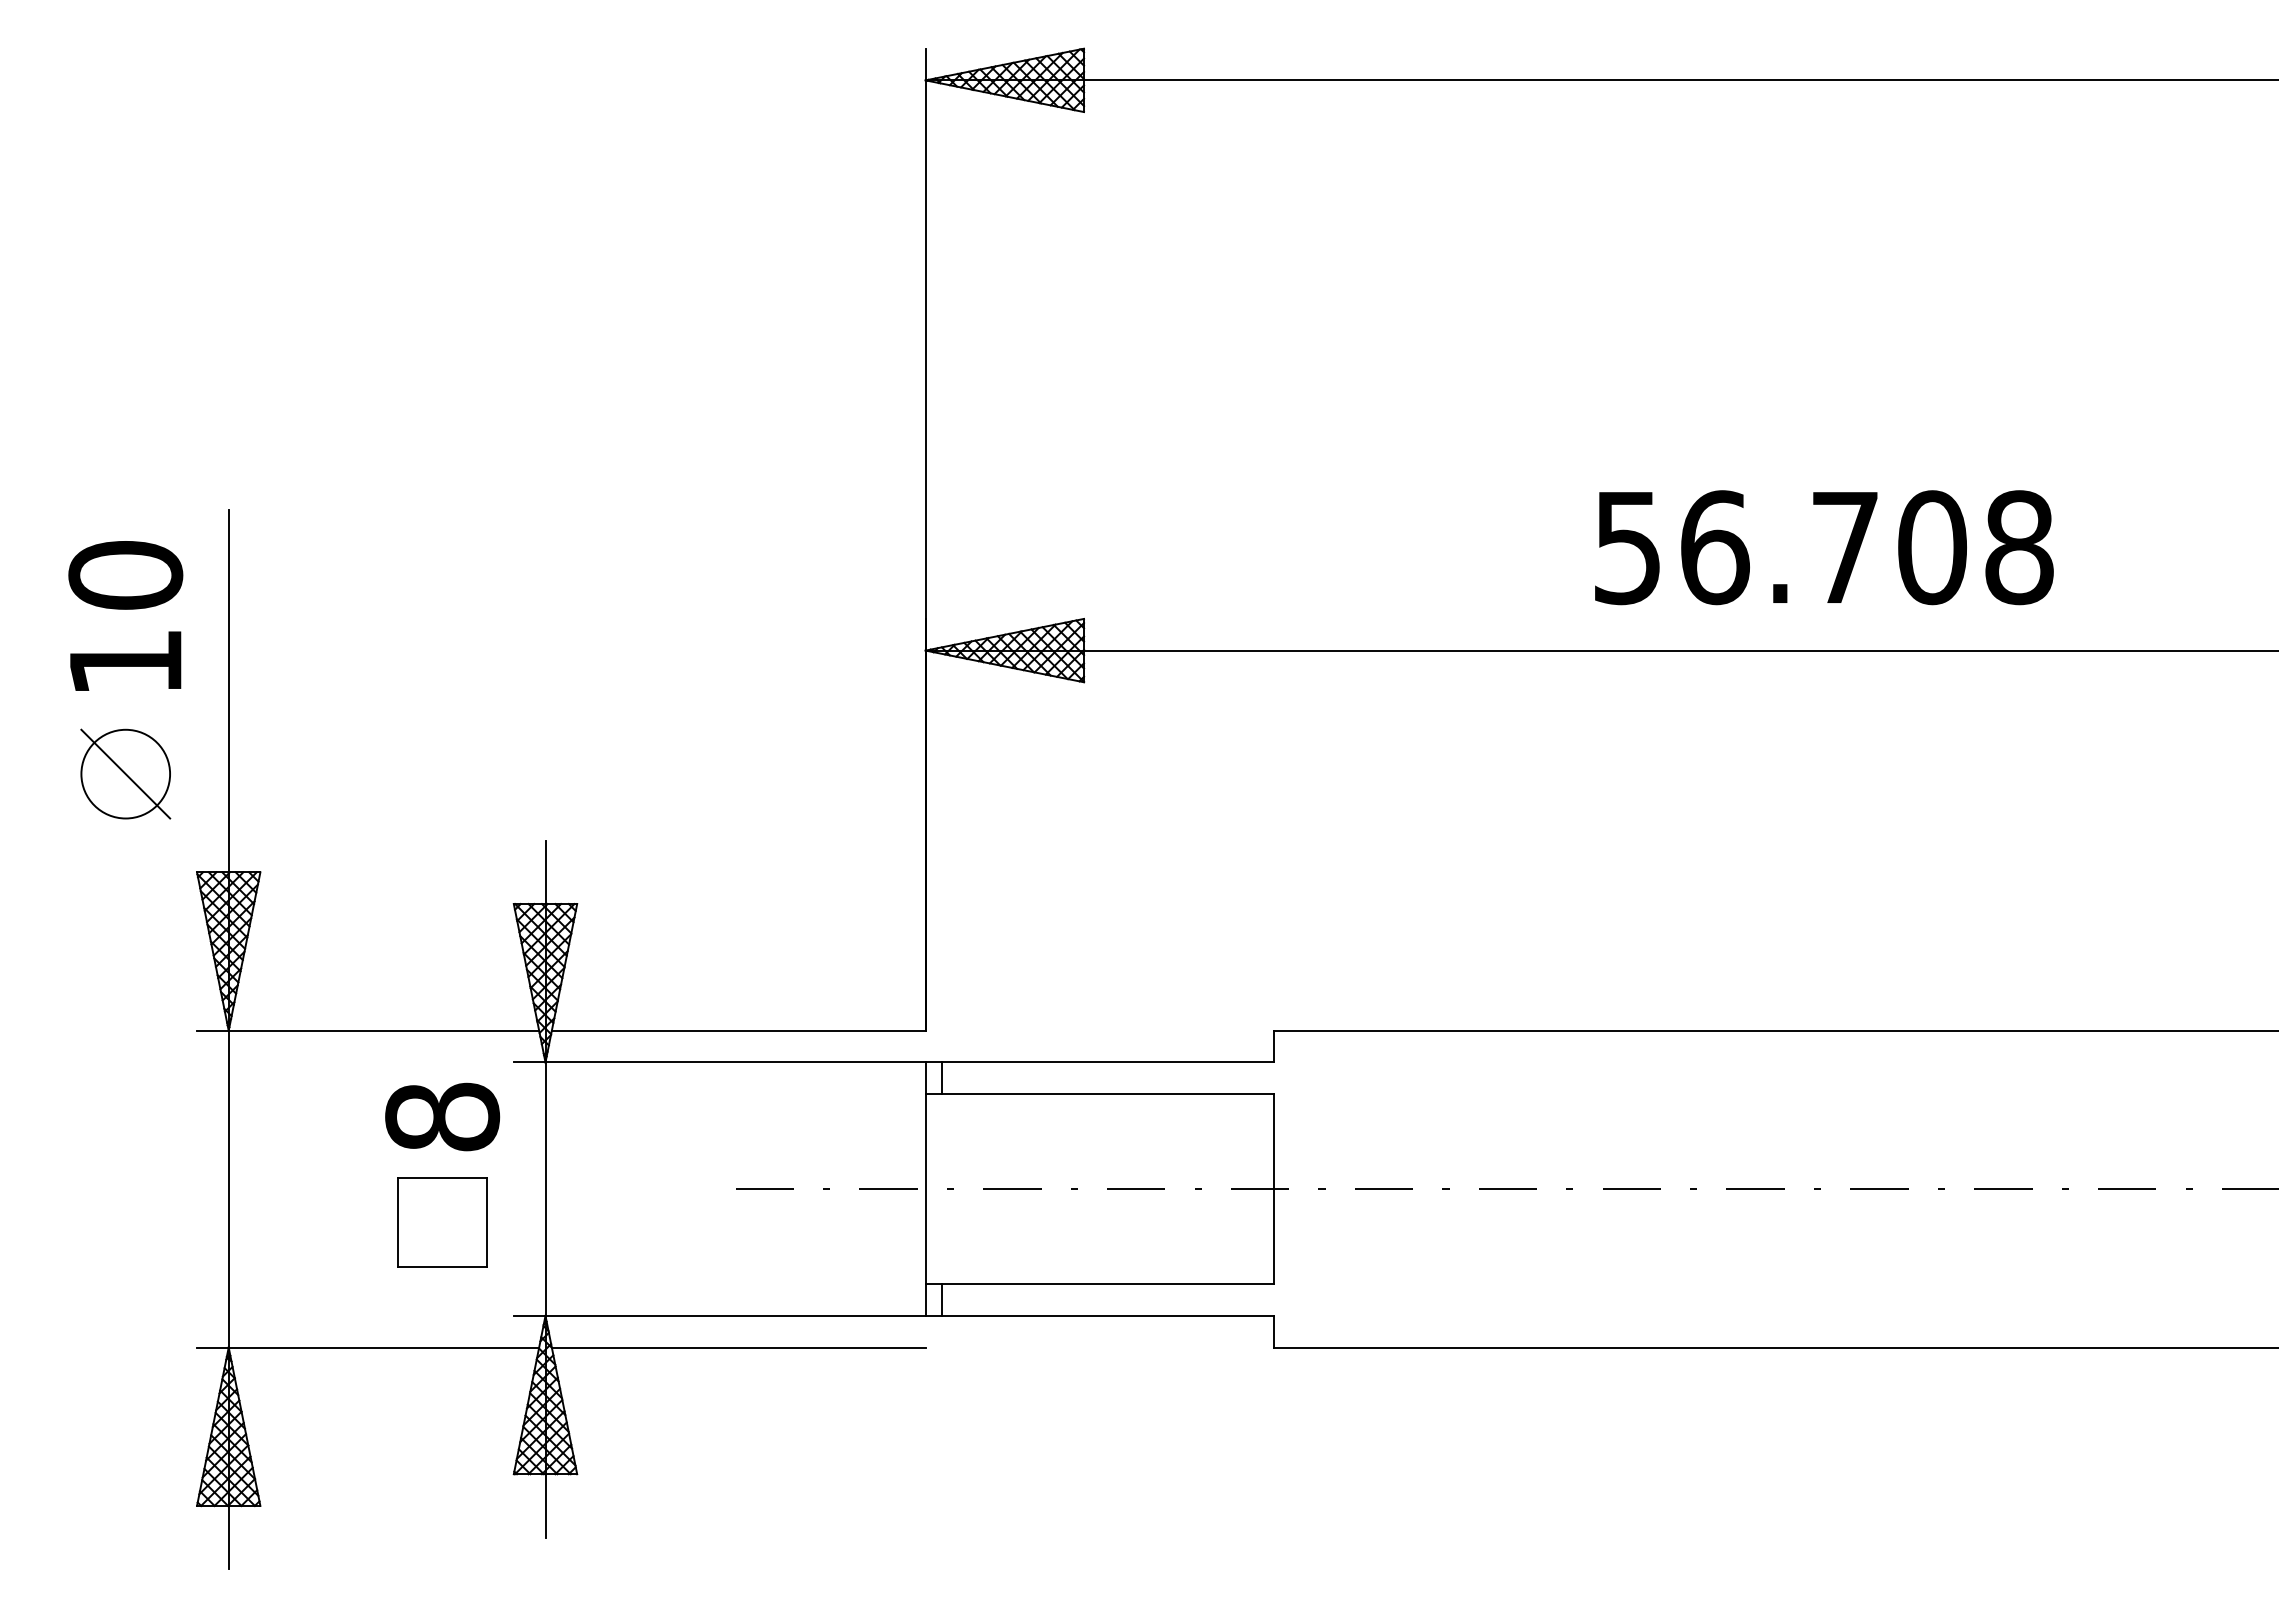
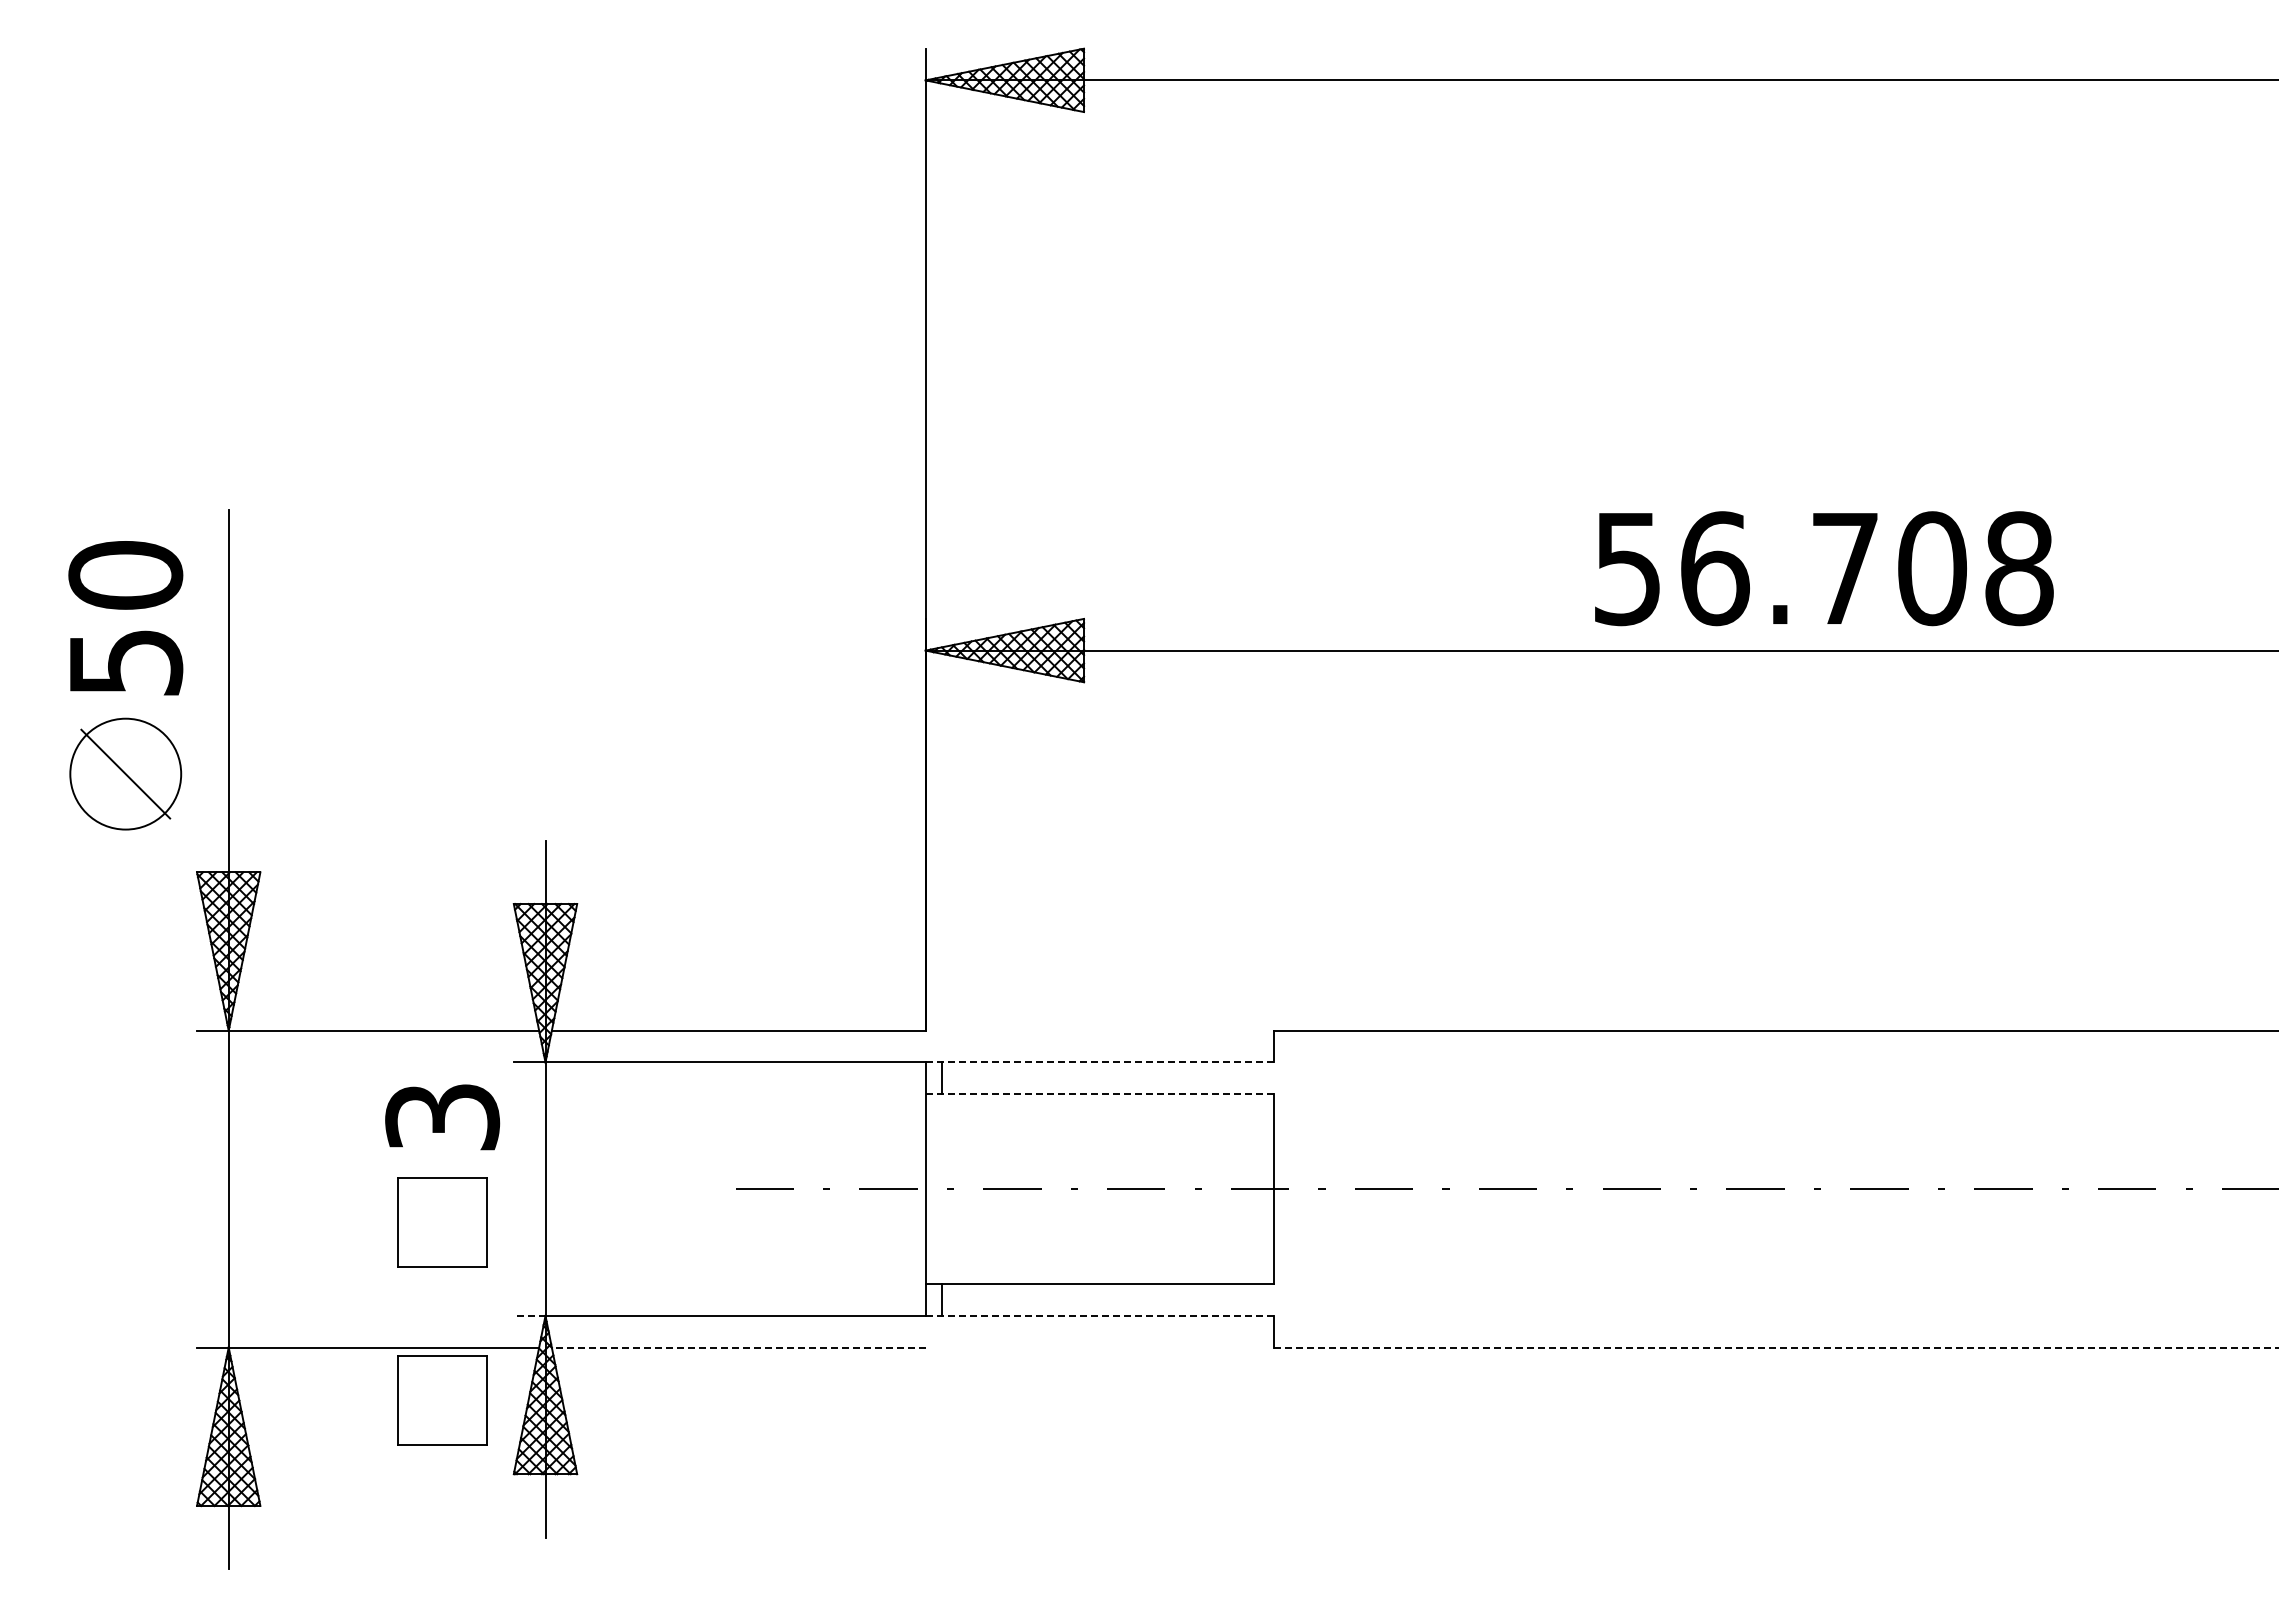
text position: (1824, 547) -> (1824, 568) (1824, 568)
text: 10 -> 50 (126, 662)
circle diameter: 89 px -> 111 px (125, 773)
line: solid -> dashed (1099, 1062)
line: solid -> dashed (1100, 1094)
text: 8 -> 3 (442, 1116)
line: solid -> dashed (529, 1315)
line: solid -> dashed (1100, 1315)
line: solid -> dashed (738, 1347)
line: solid -> dashed (1776, 1347)
part: none -> present (442, 1400)
